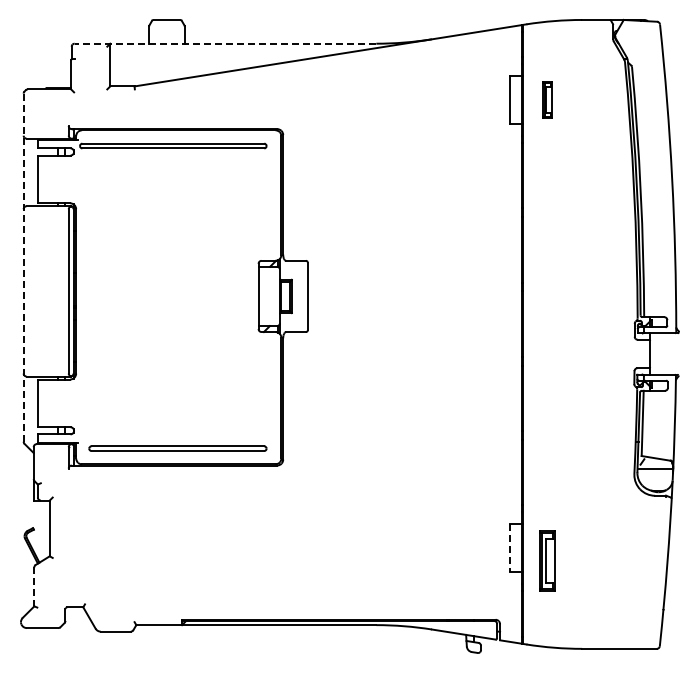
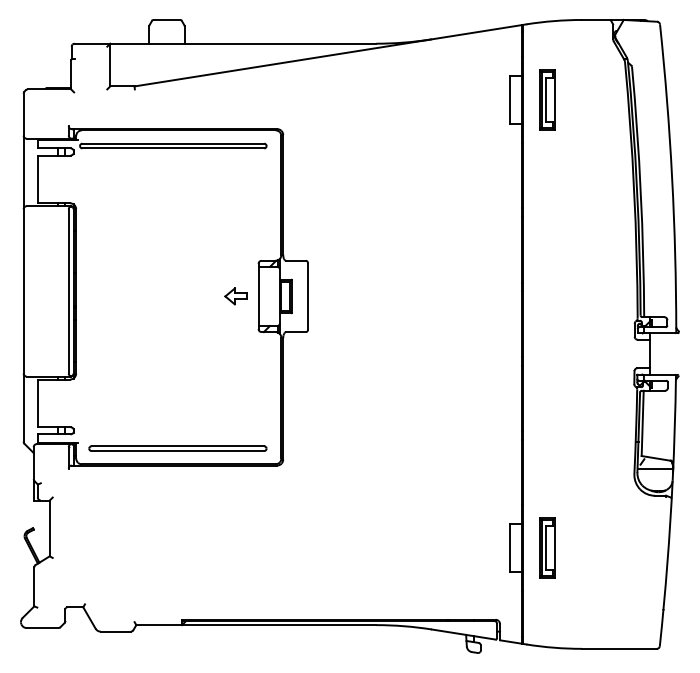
line: dashed -> solid (225, 43)
part size: 11x38 px -> 17x62 px (547, 99)
line: dashed -> solid (23, 267)
part: none -> present (235, 296)
line: dashed -> solid (510, 548)
part position: (547, 560) -> (547, 547) (547, 547)
line: dashed -> solid (34, 587)
